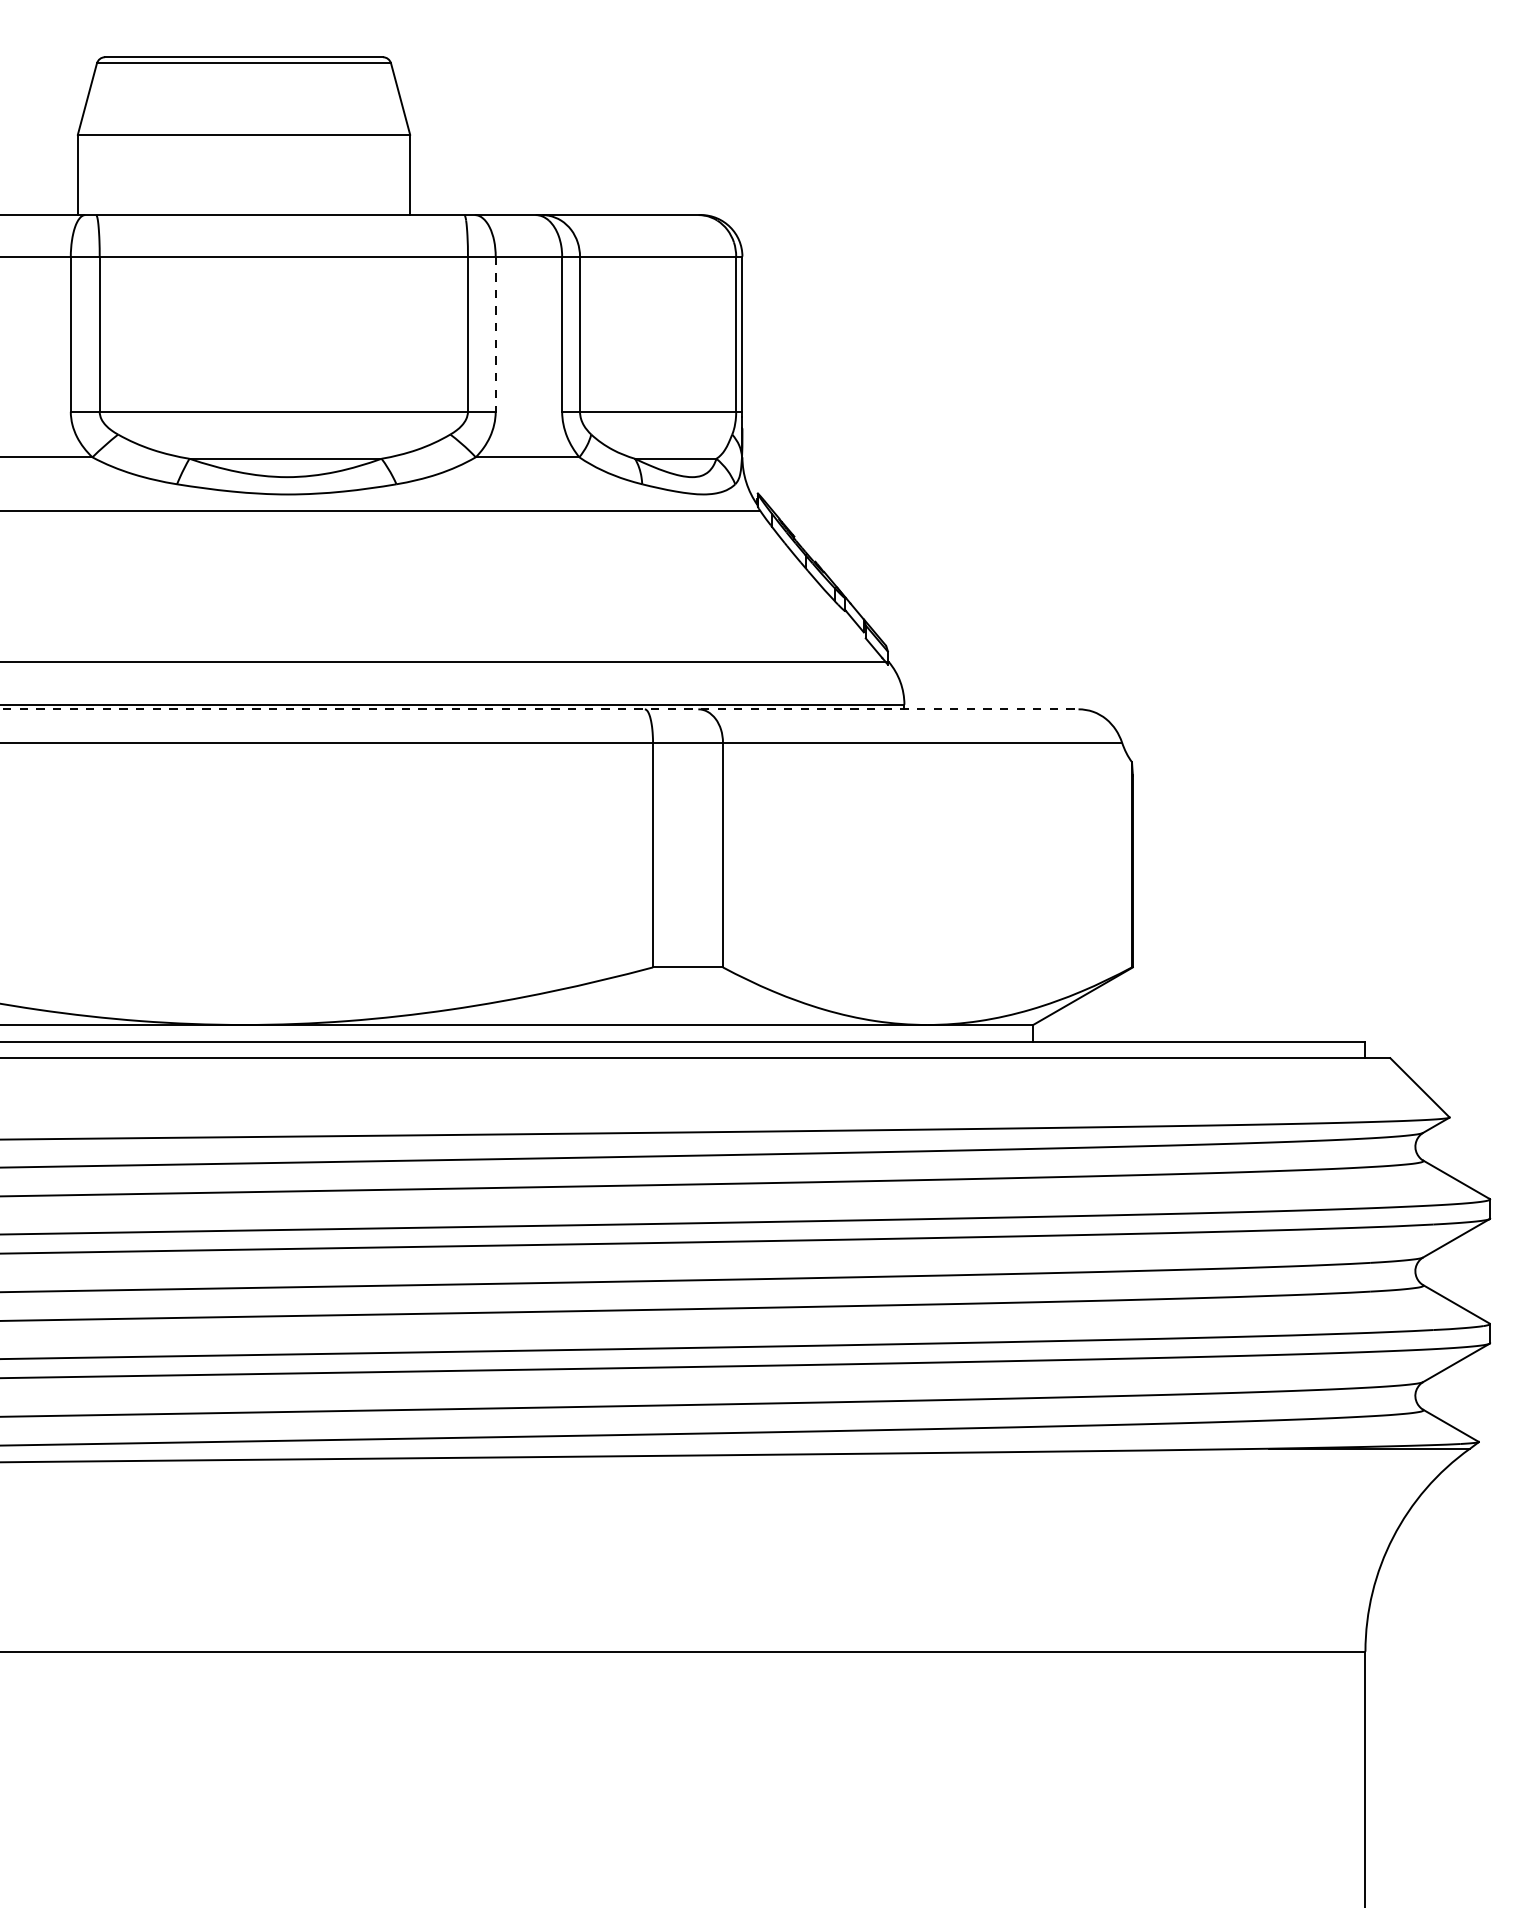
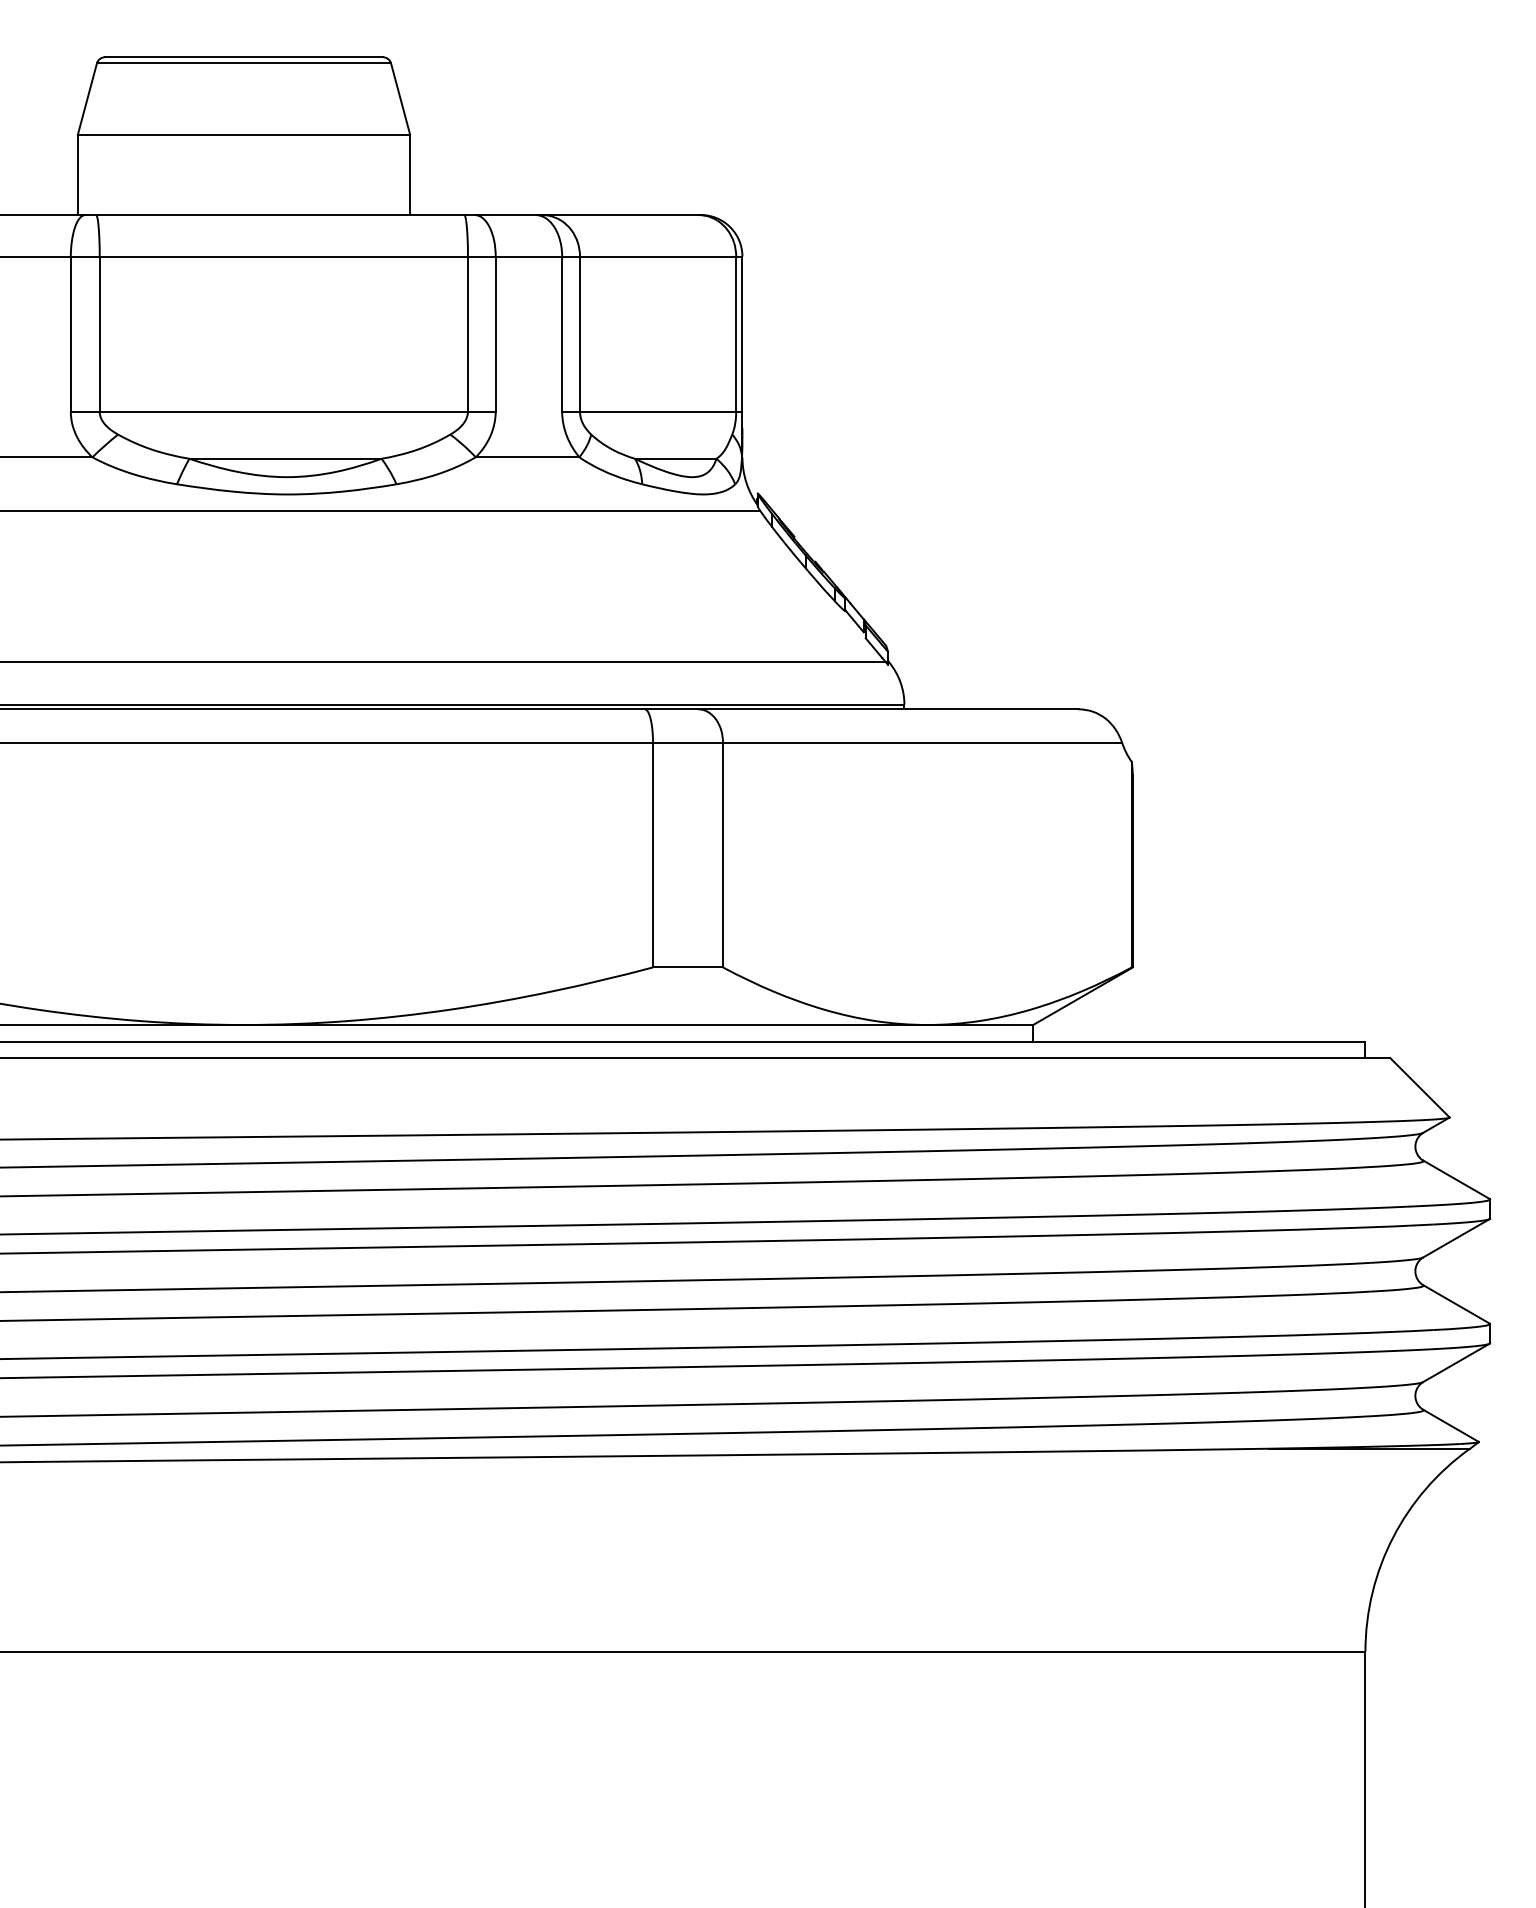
line: dashed -> solid (495, 334)
line: dashed -> solid (539, 709)
